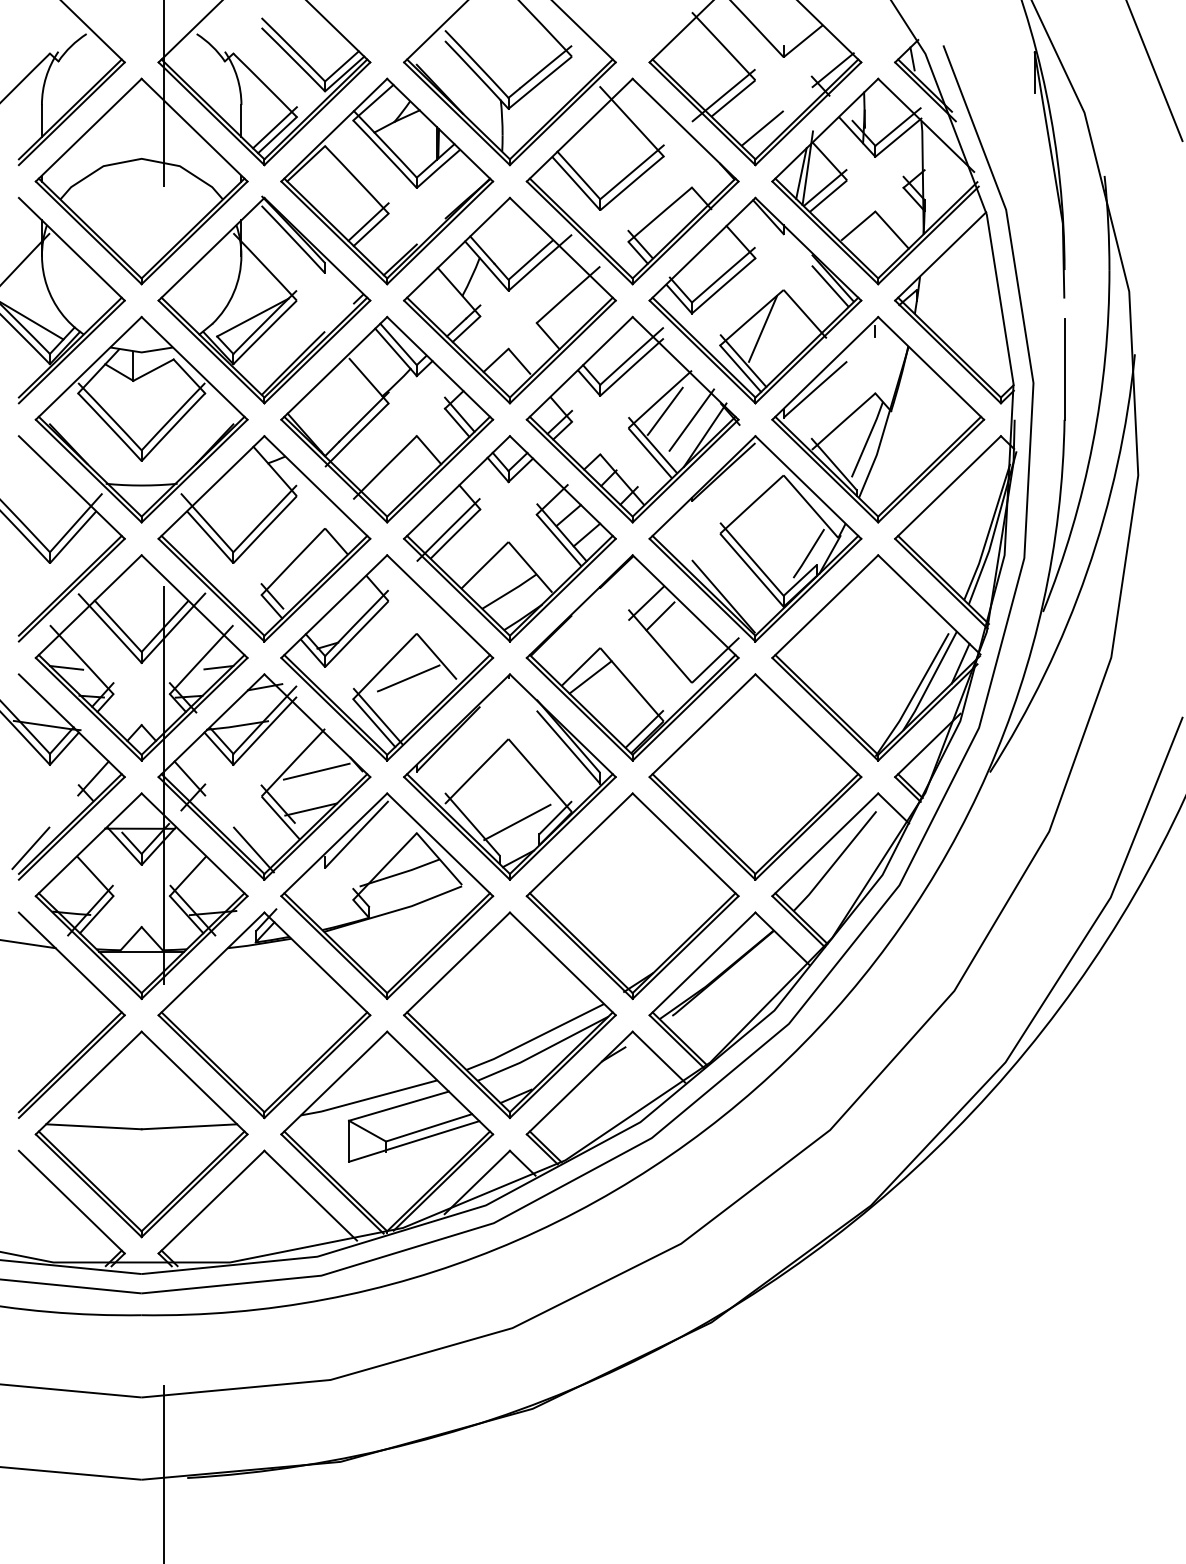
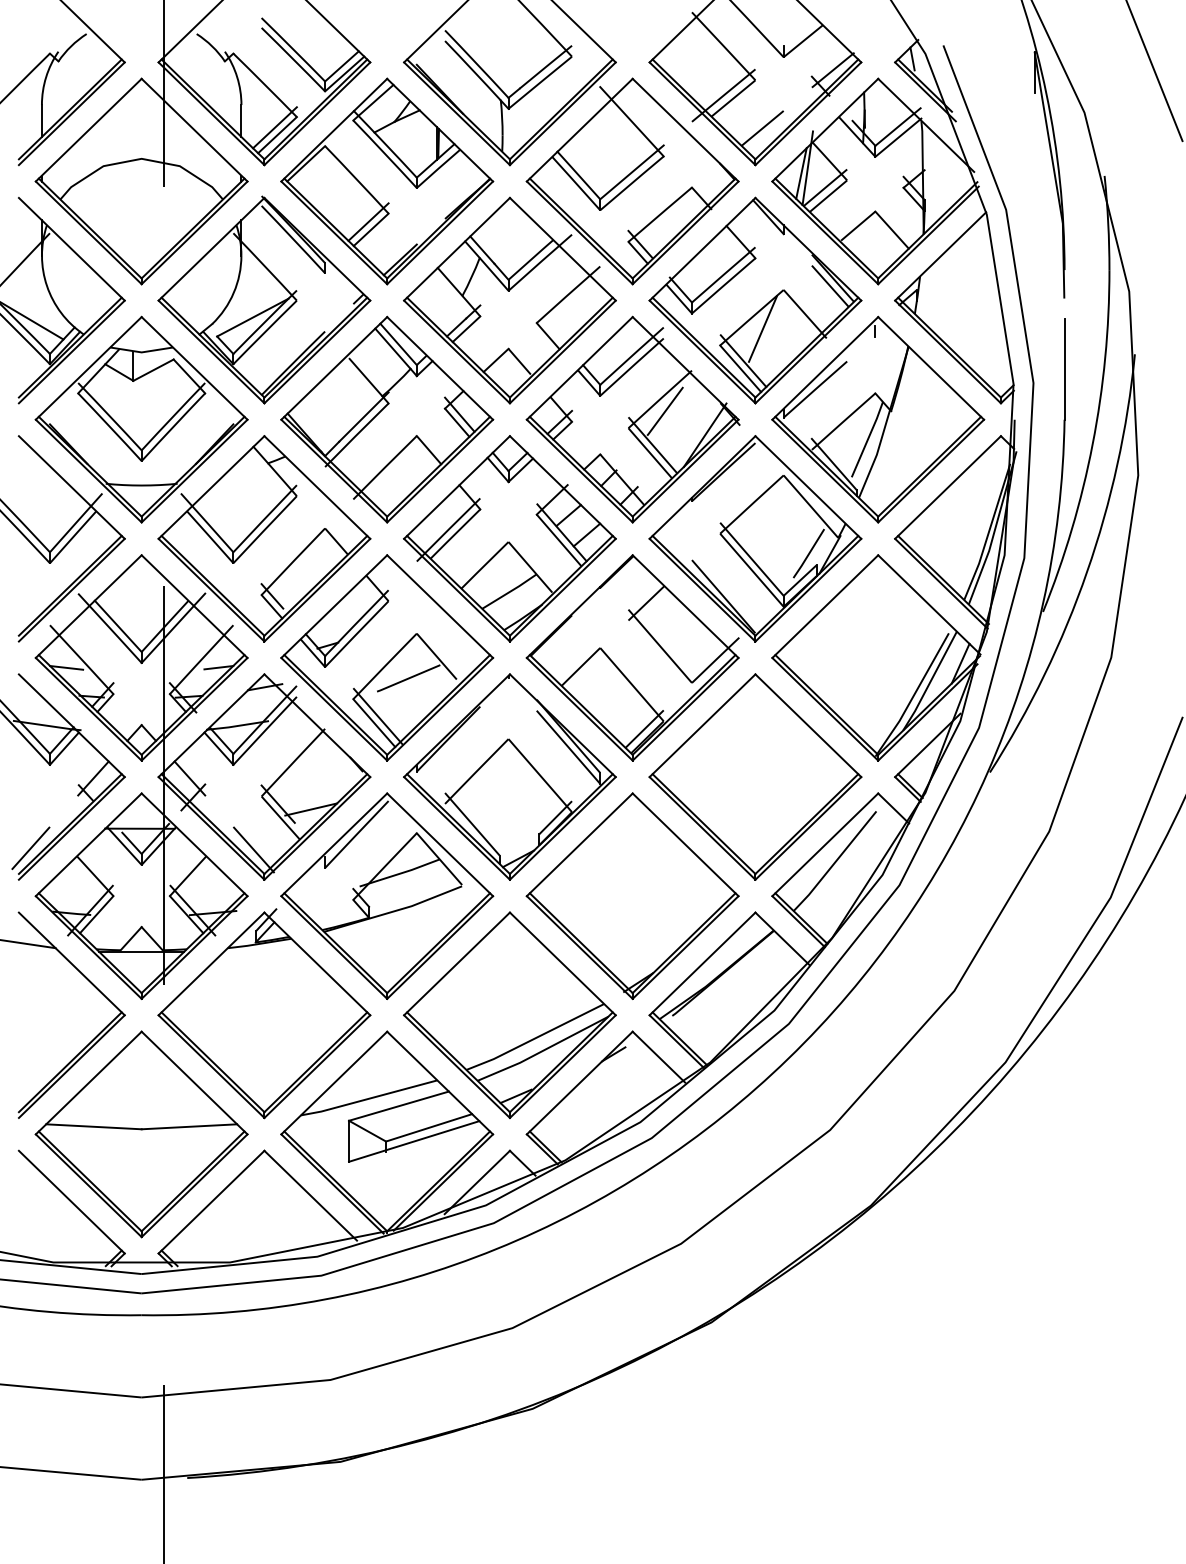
line: present -> none (691, 419)
line: present -> none (660, 616)
line: present -> none (590, 677)
line: present -> none (316, 771)
line: present -> none (517, 822)
